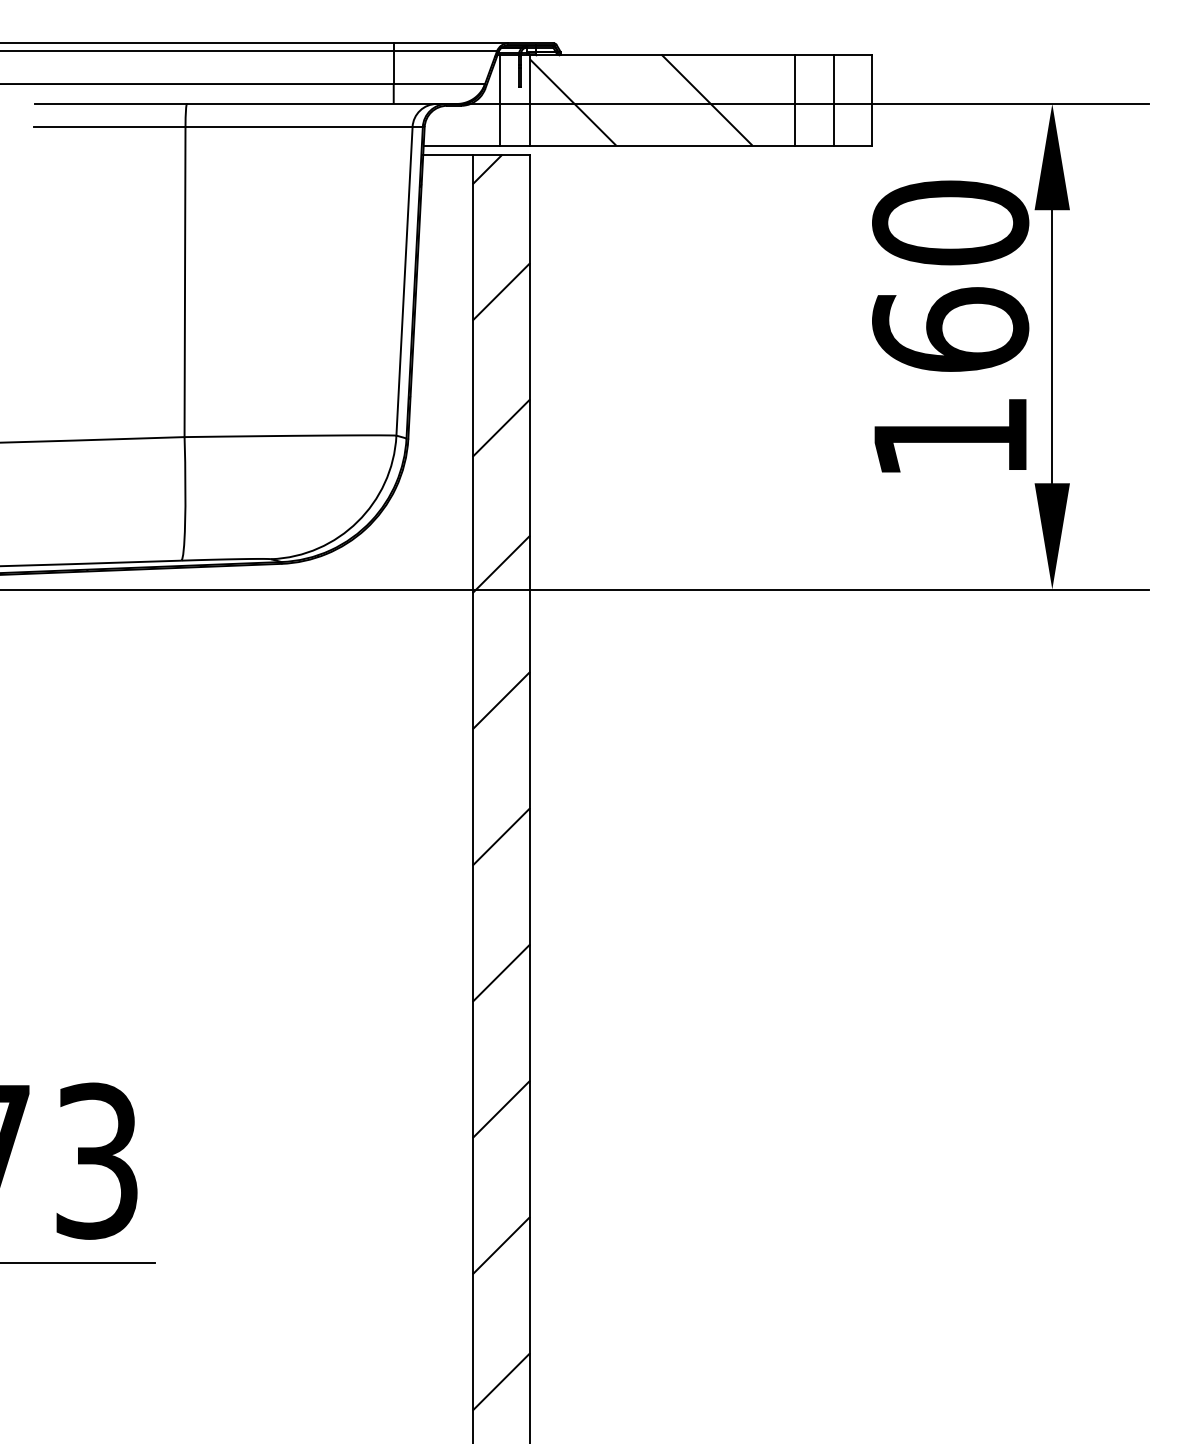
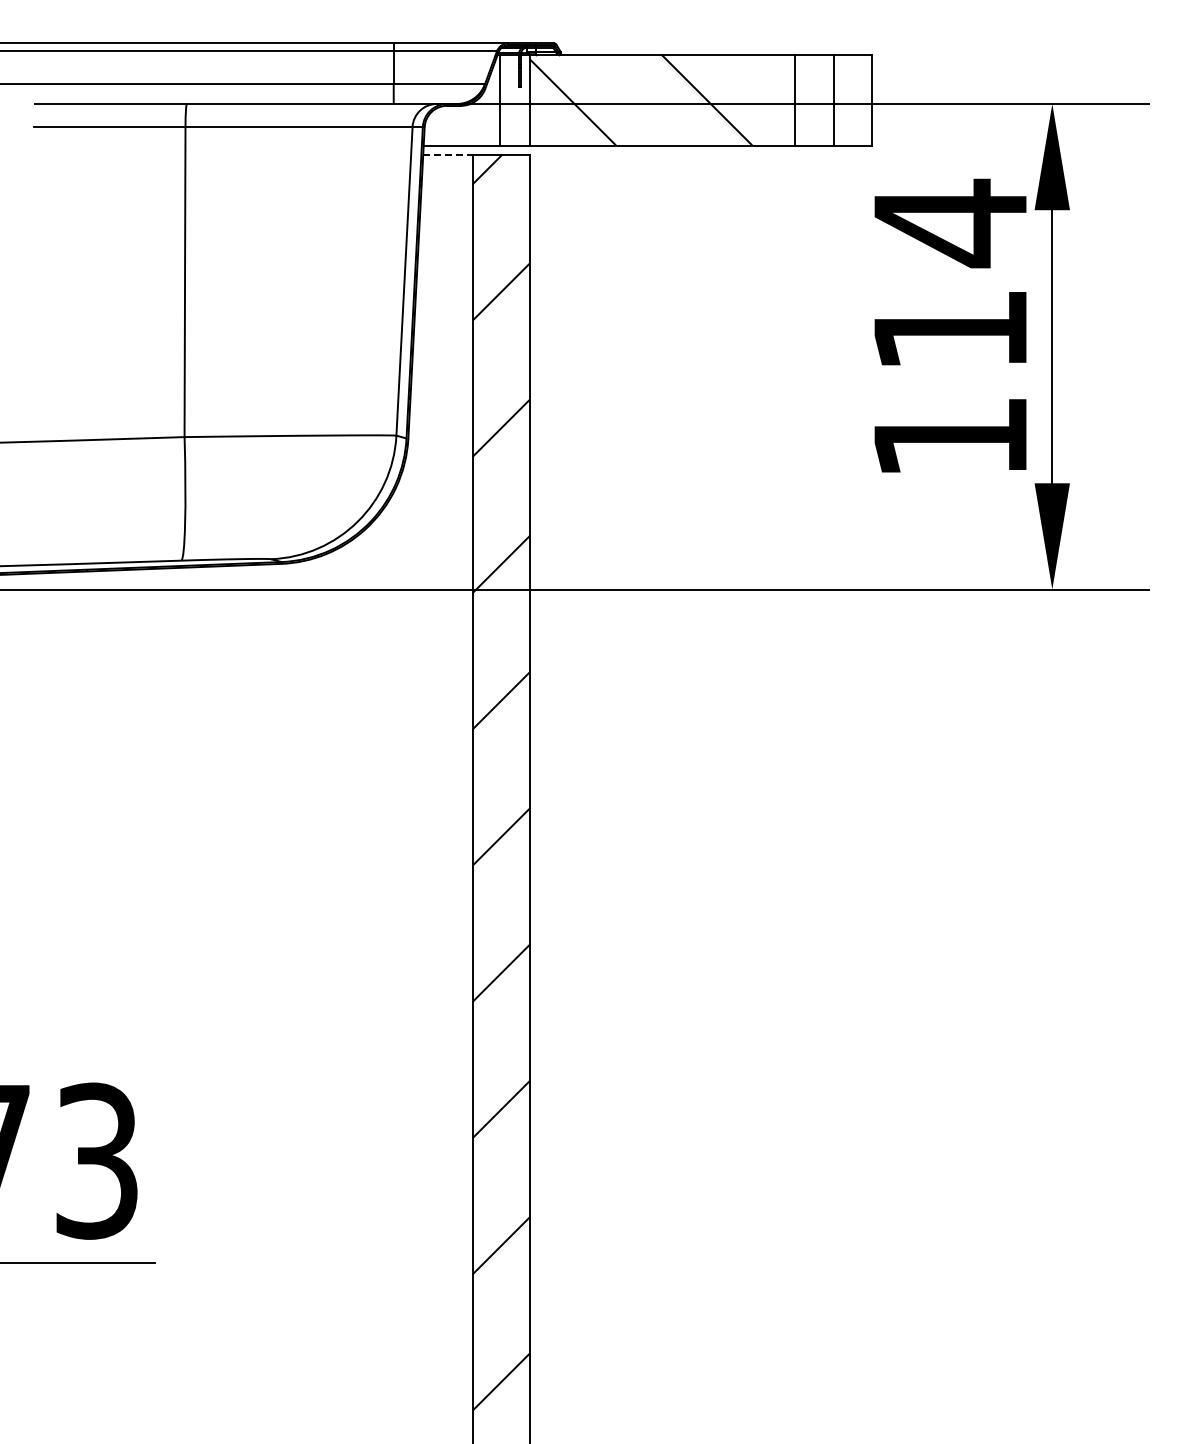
line: solid -> dashed (447, 154)
text: 160 -> 114 (950, 274)
